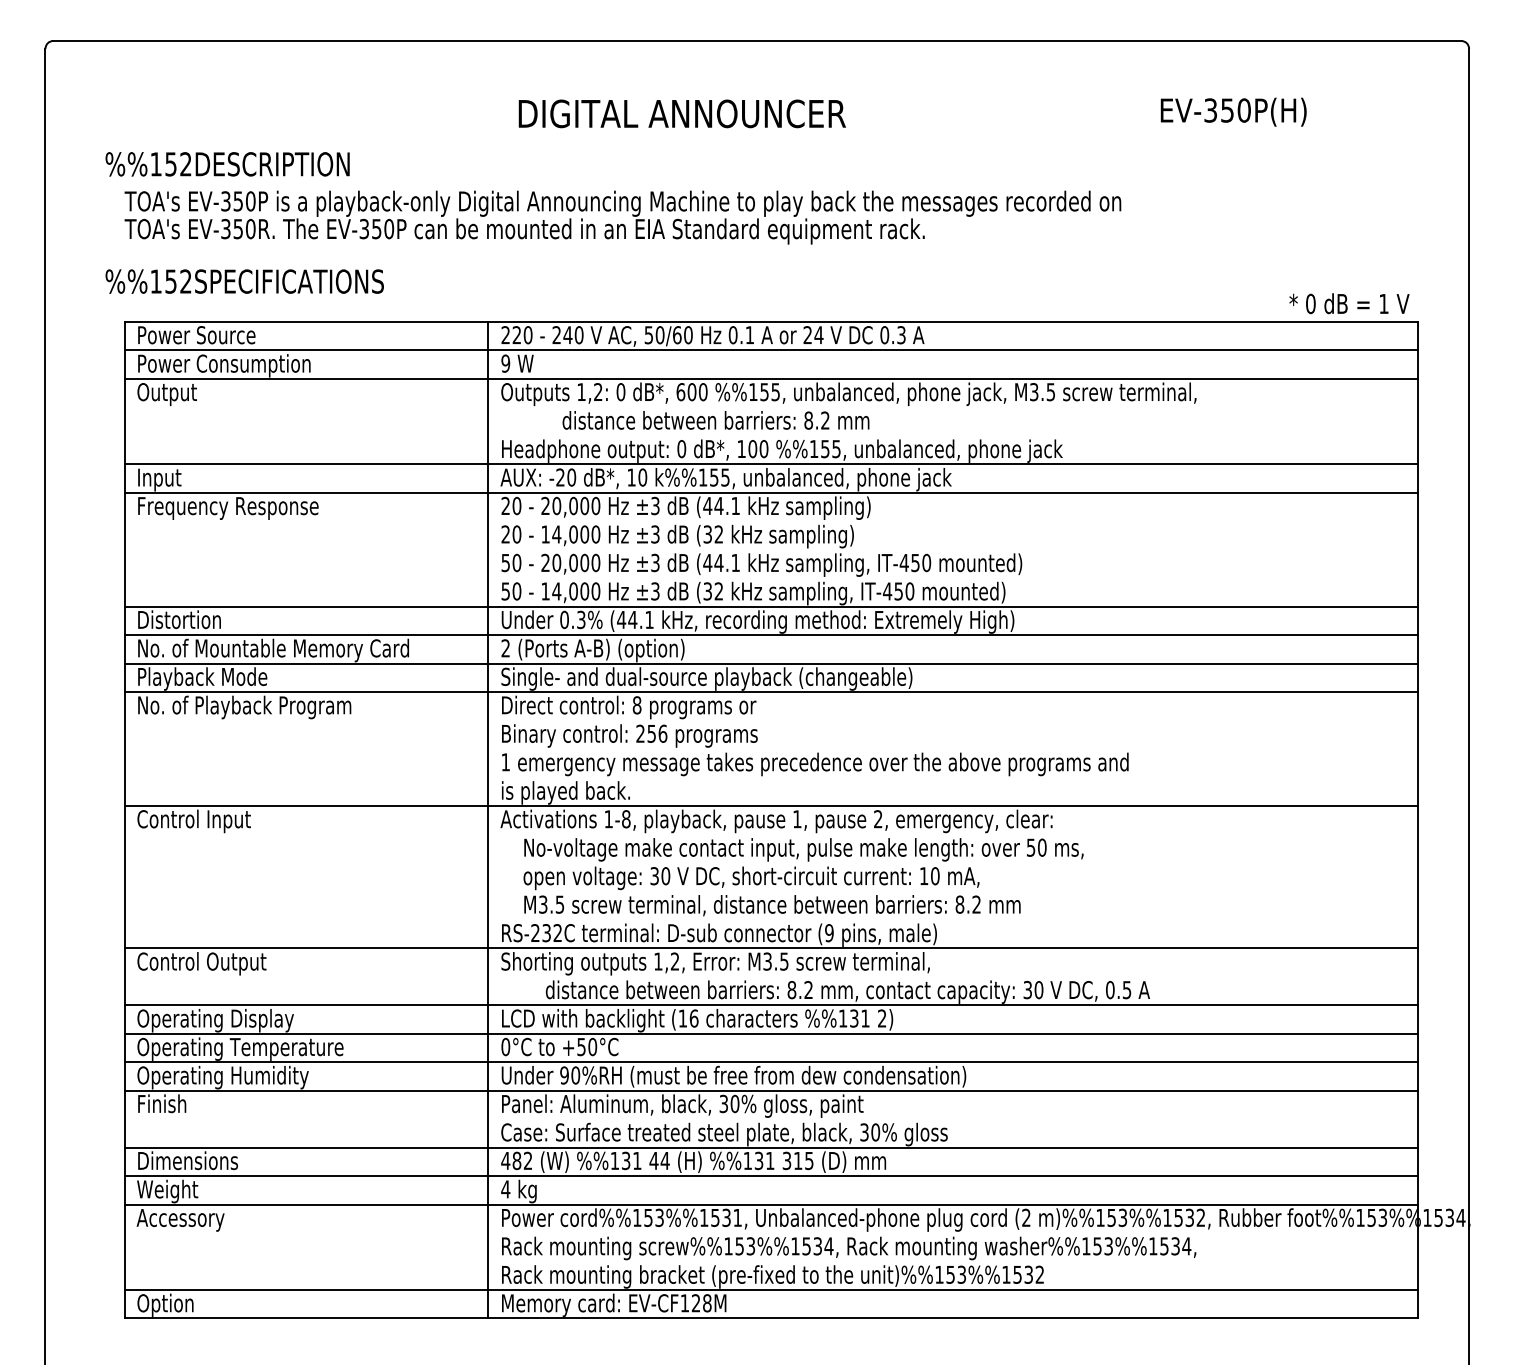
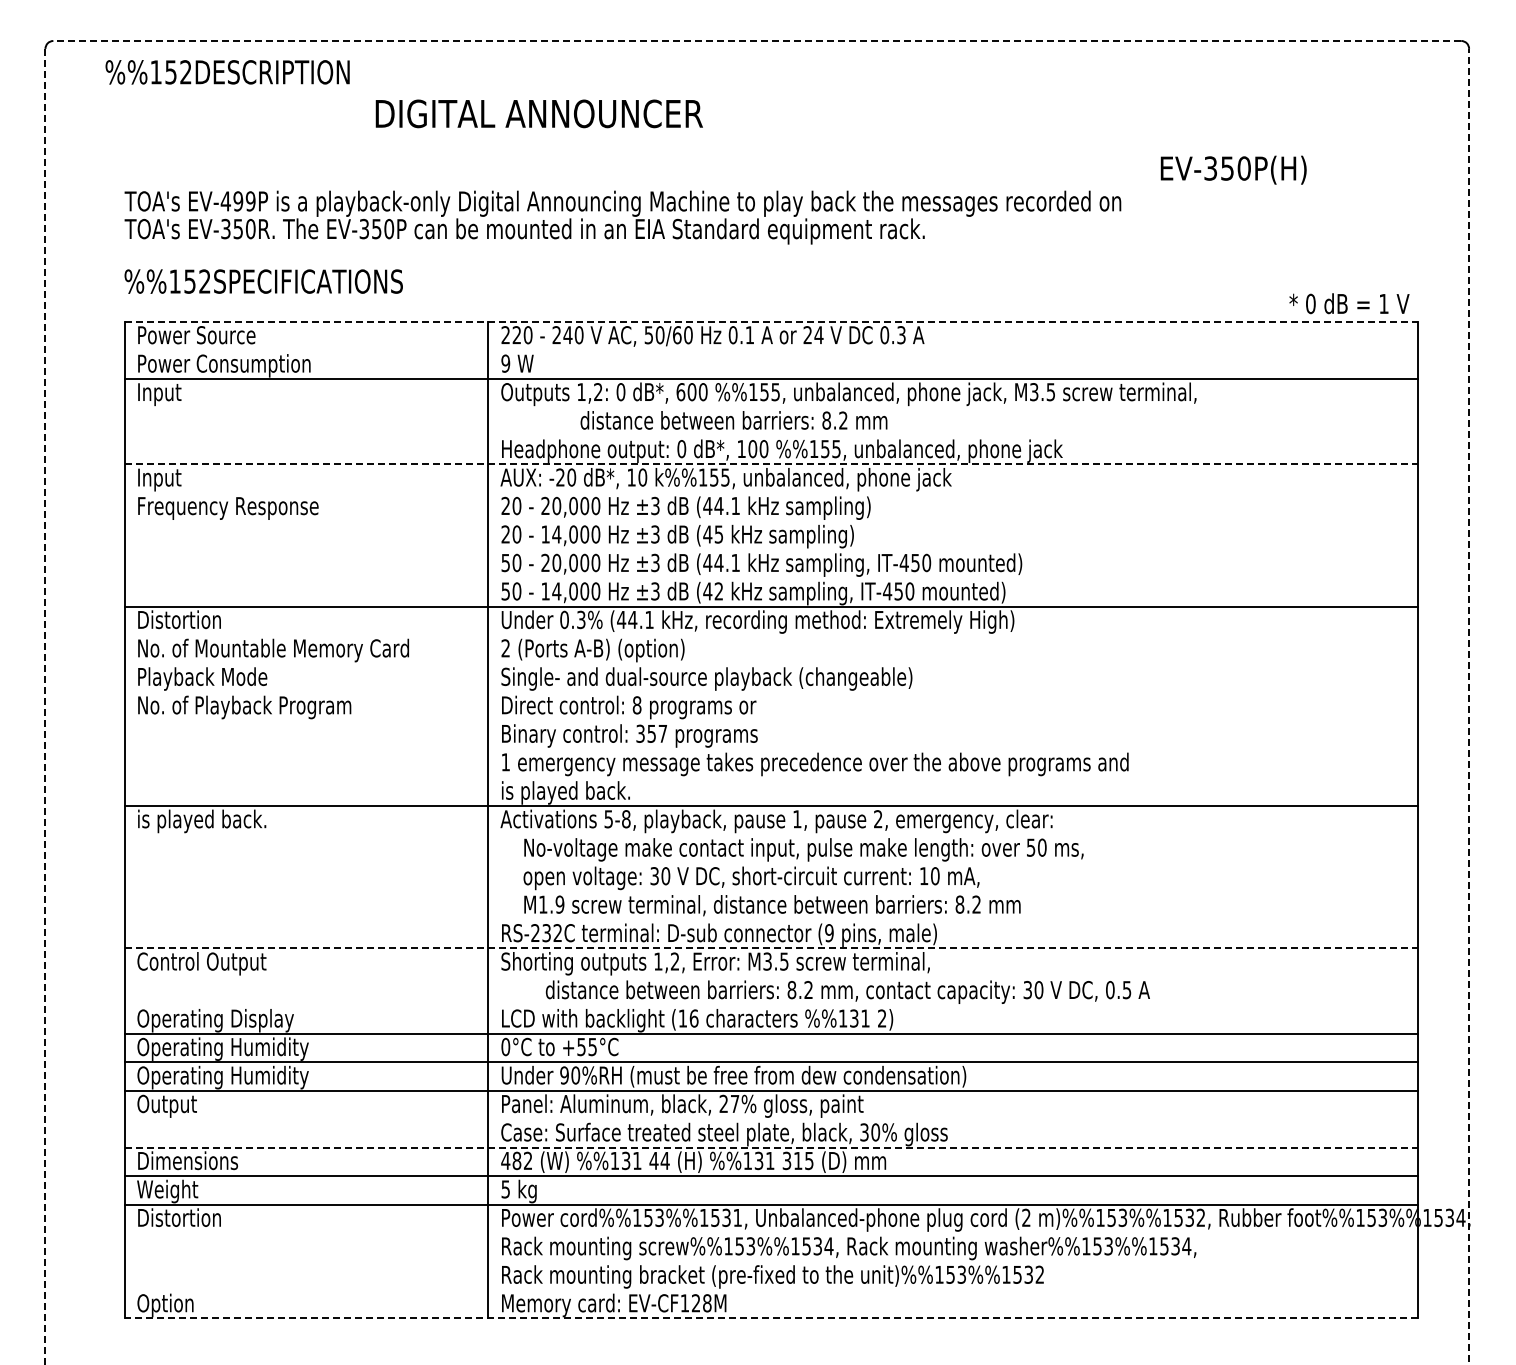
line: solid -> dashed (757, 40)
text position: (1233, 111) -> (1233, 169) (1233, 169)
text position: (681, 113) -> (538, 113) (538, 113)
text position: (227, 164) -> (227, 72) (227, 72)
text: EV-350P -> EV-499P (237, 201)
text position: (244, 281) -> (263, 281) (263, 281)
line: solid -> dashed (771, 321)
line: present -> none (770, 350)
text: Output -> Input (166, 394)
text position: (715, 420) -> (733, 420) (733, 420)
line: solid -> dashed (771, 464)
line: present -> none (770, 492)
text: (32 -> (45 (712, 534)
text: (32 -> (42 (707, 591)
line: present -> none (770, 635)
line: present -> none (770, 663)
line: present -> none (770, 692)
line: solid -> dashed (45, 706)
line: solid -> dashed (1469, 706)
text: 256 -> 357 (651, 733)
text: 1-8, -> 5-8, (608, 819)
text: Control Input -> is played back. (201, 821)
text: M3.5 -> M1.9 (551, 904)
line: solid -> dashed (771, 948)
line: present -> none (770, 1005)
text: +50°C -> +55°C (592, 1046)
text: Operating Temperature -> Operating Humidity (286, 1048)
text: 30% -> 27% (729, 1103)
text: Finish -> Output (166, 1105)
line: solid -> dashed (771, 1147)
text: 4 -> 5 (505, 1189)
text: Accessory -> Distortion (180, 1219)
line: present -> none (770, 1290)
line: solid -> dashed (771, 1318)
